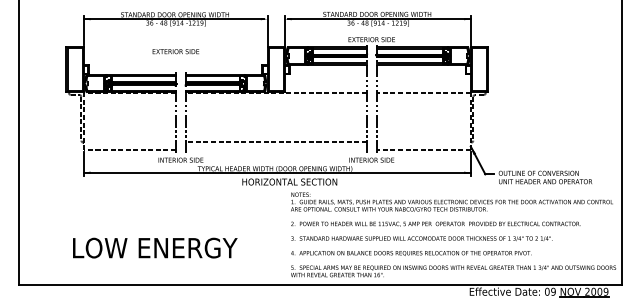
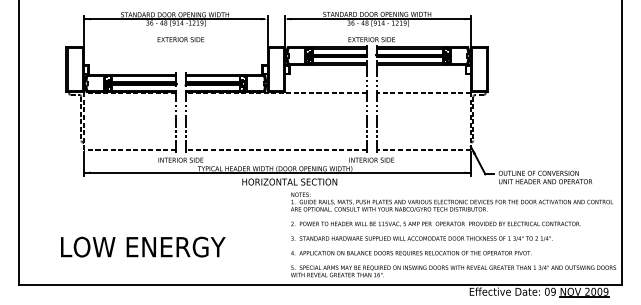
text position: (175, 51) -> (180, 39) (180, 39)
line position: (275, 142) -> (275, 150) (275, 150)
text position: (155, 247) -> (143, 246) (143, 246)
